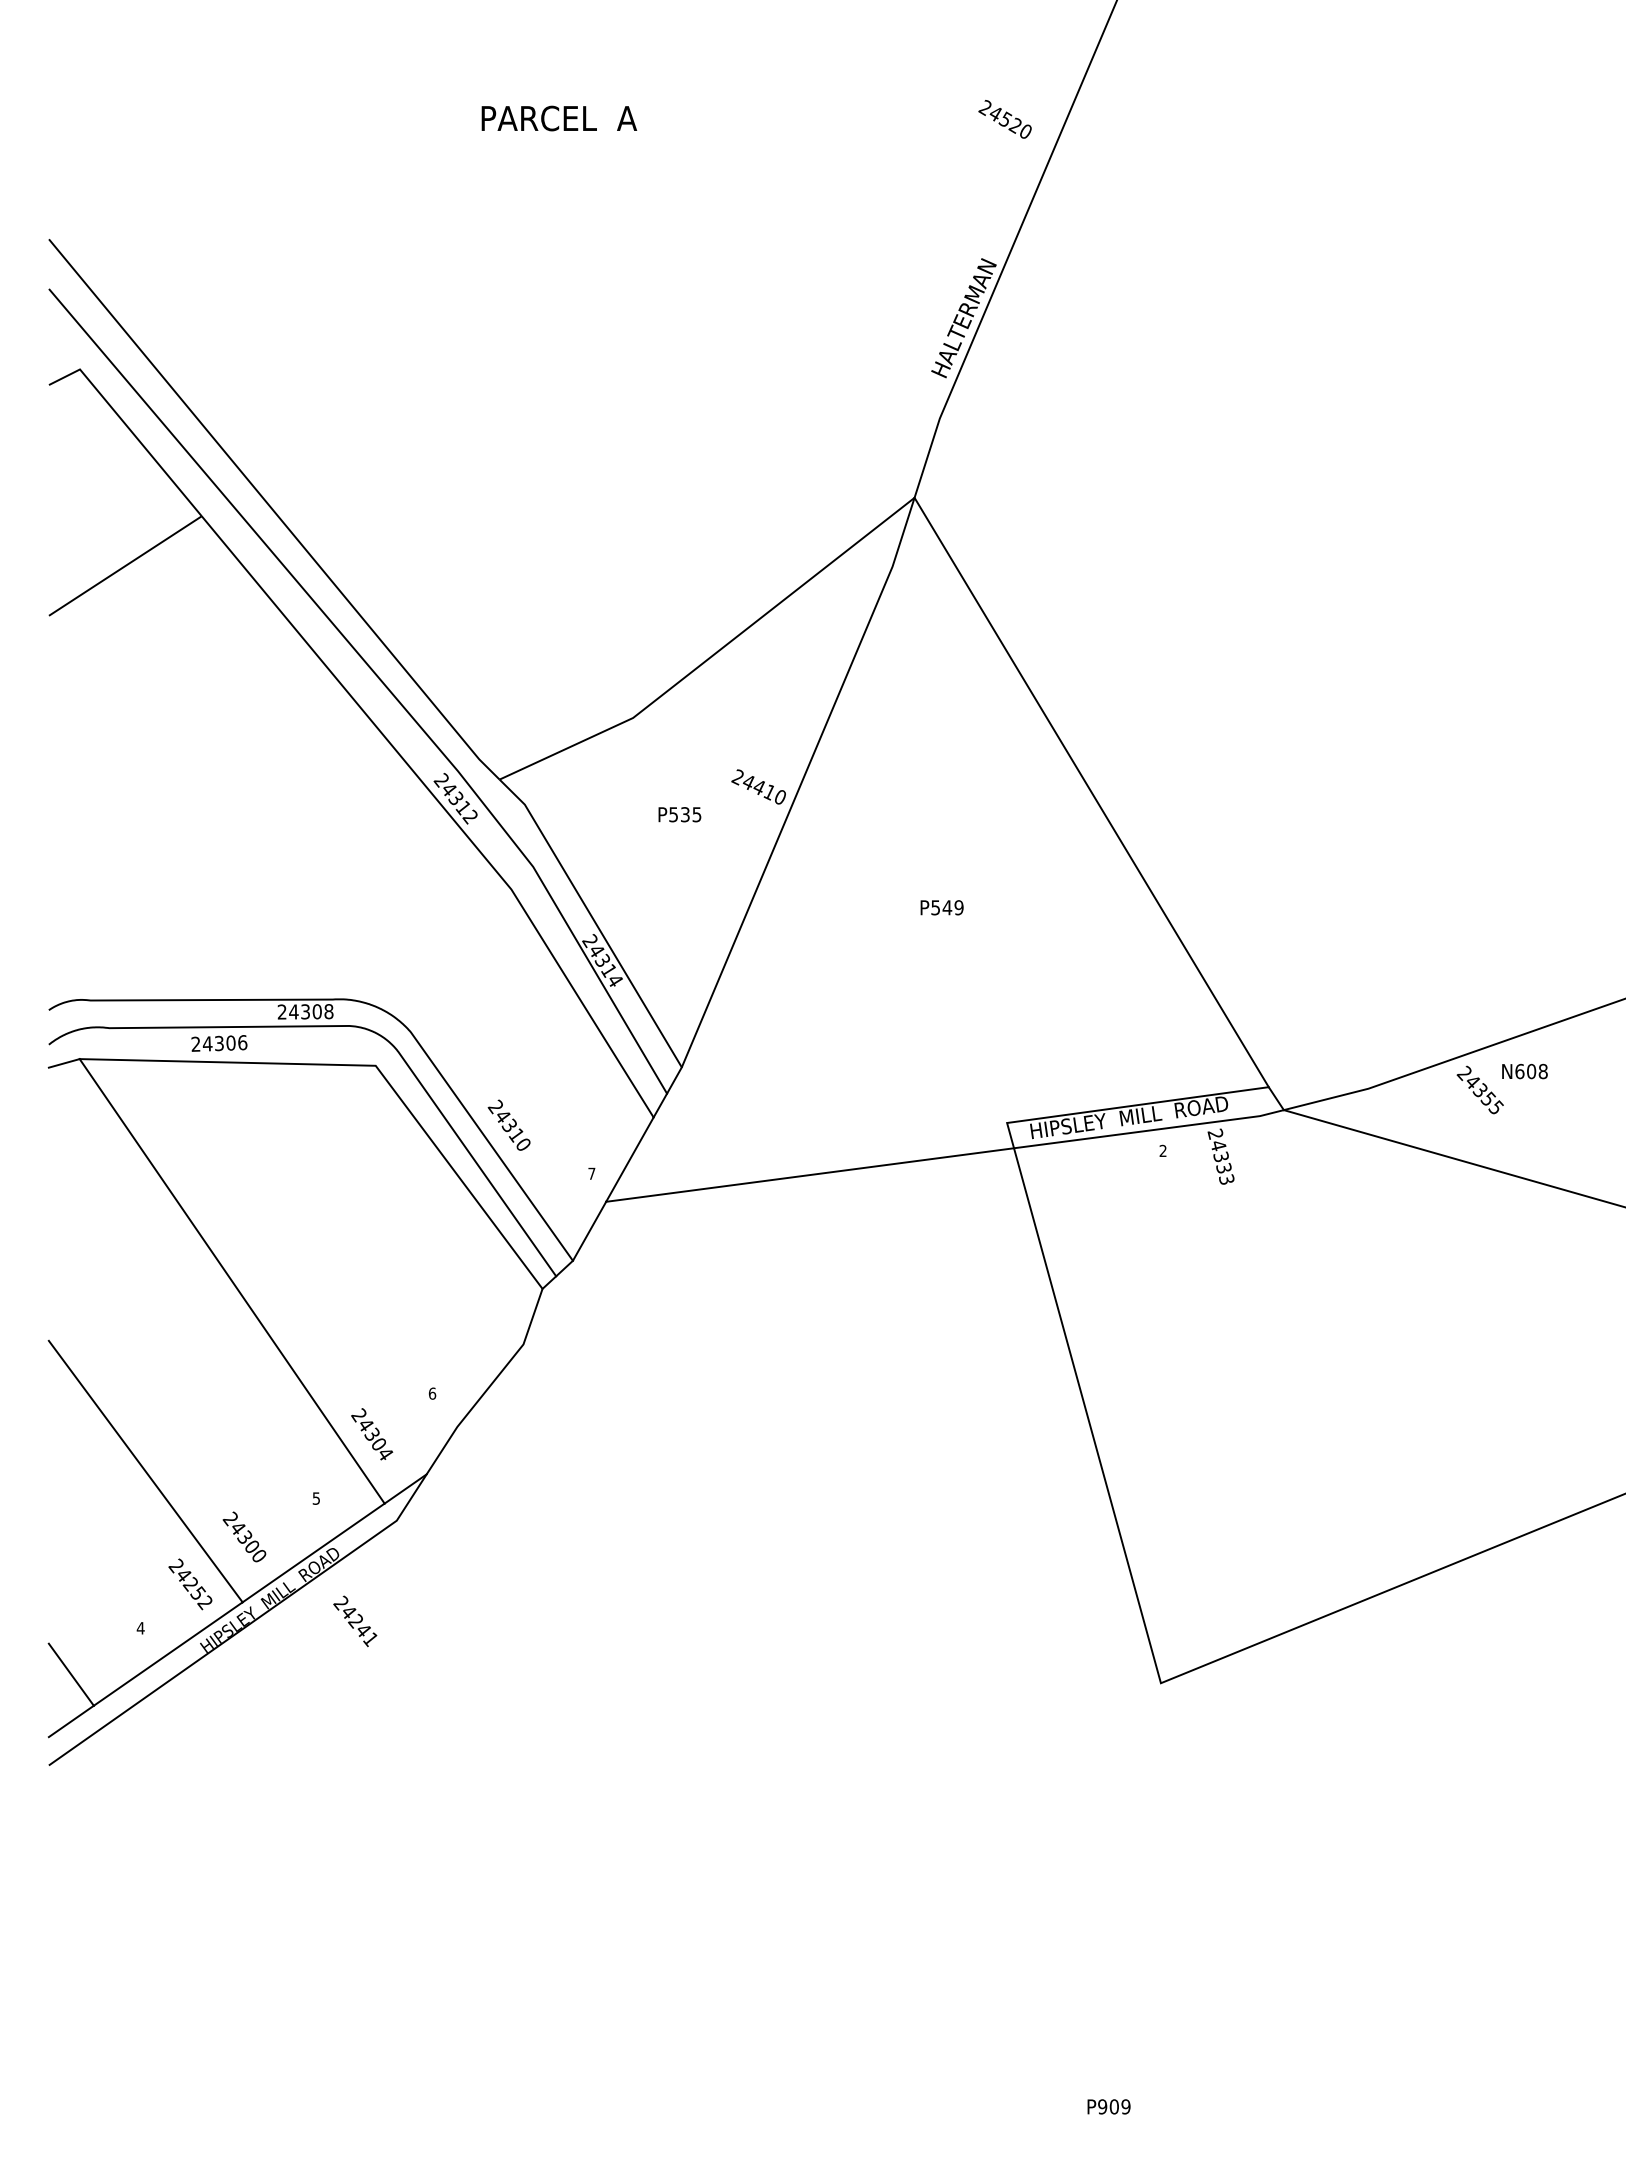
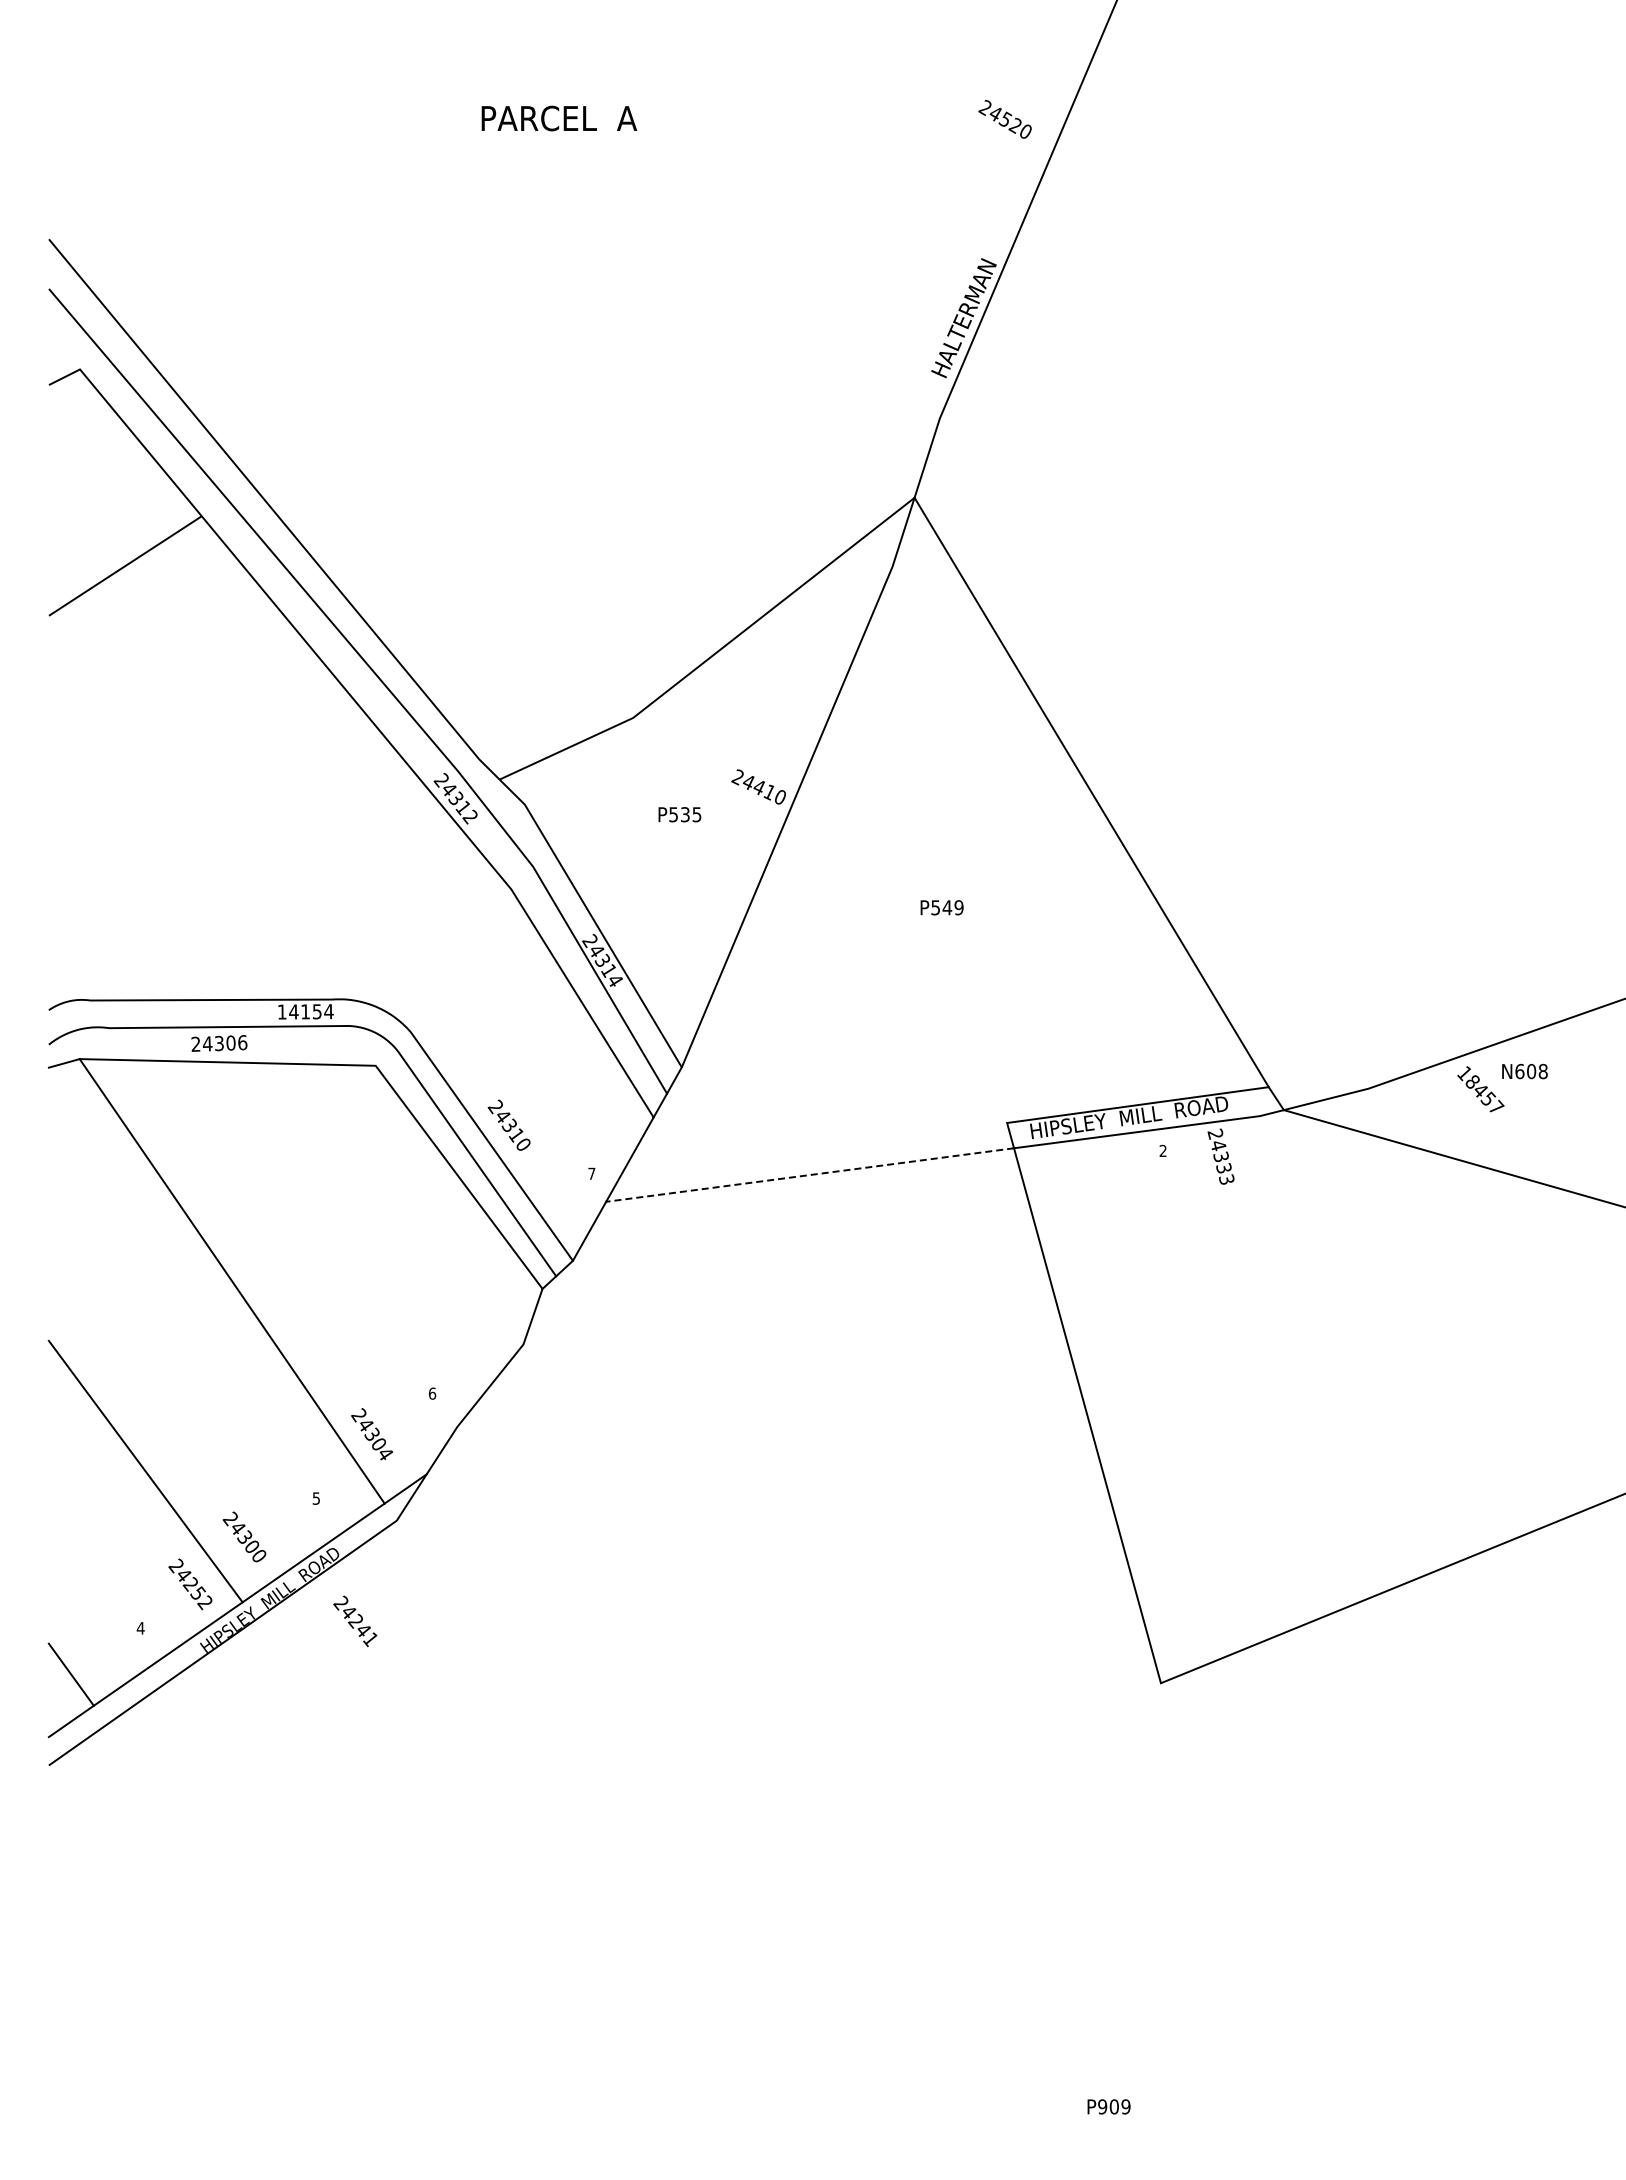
text: 24308 -> 14154 (305, 1011)
text: 24355 -> 18457 (1480, 1089)
line: solid -> dashed (810, 1175)
